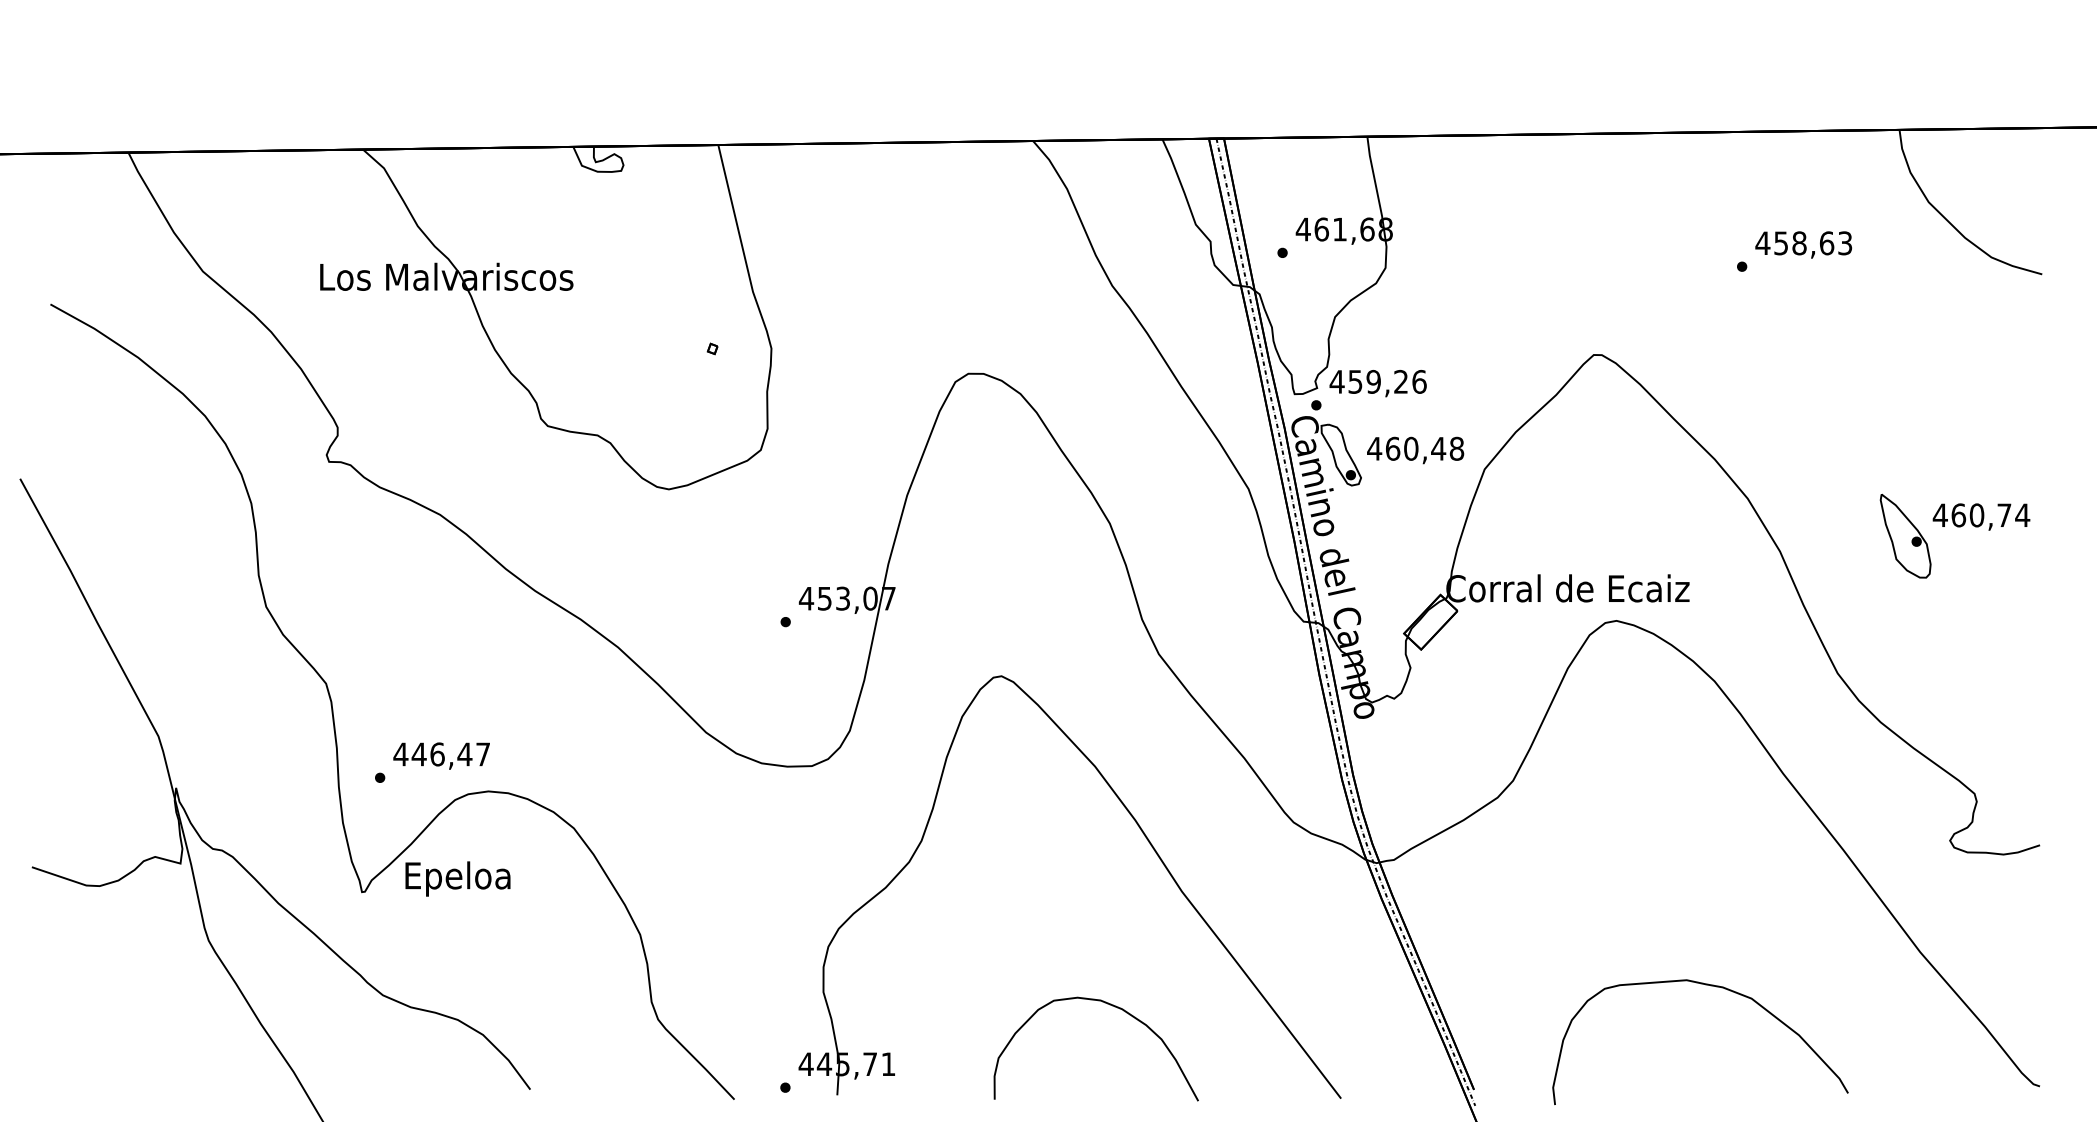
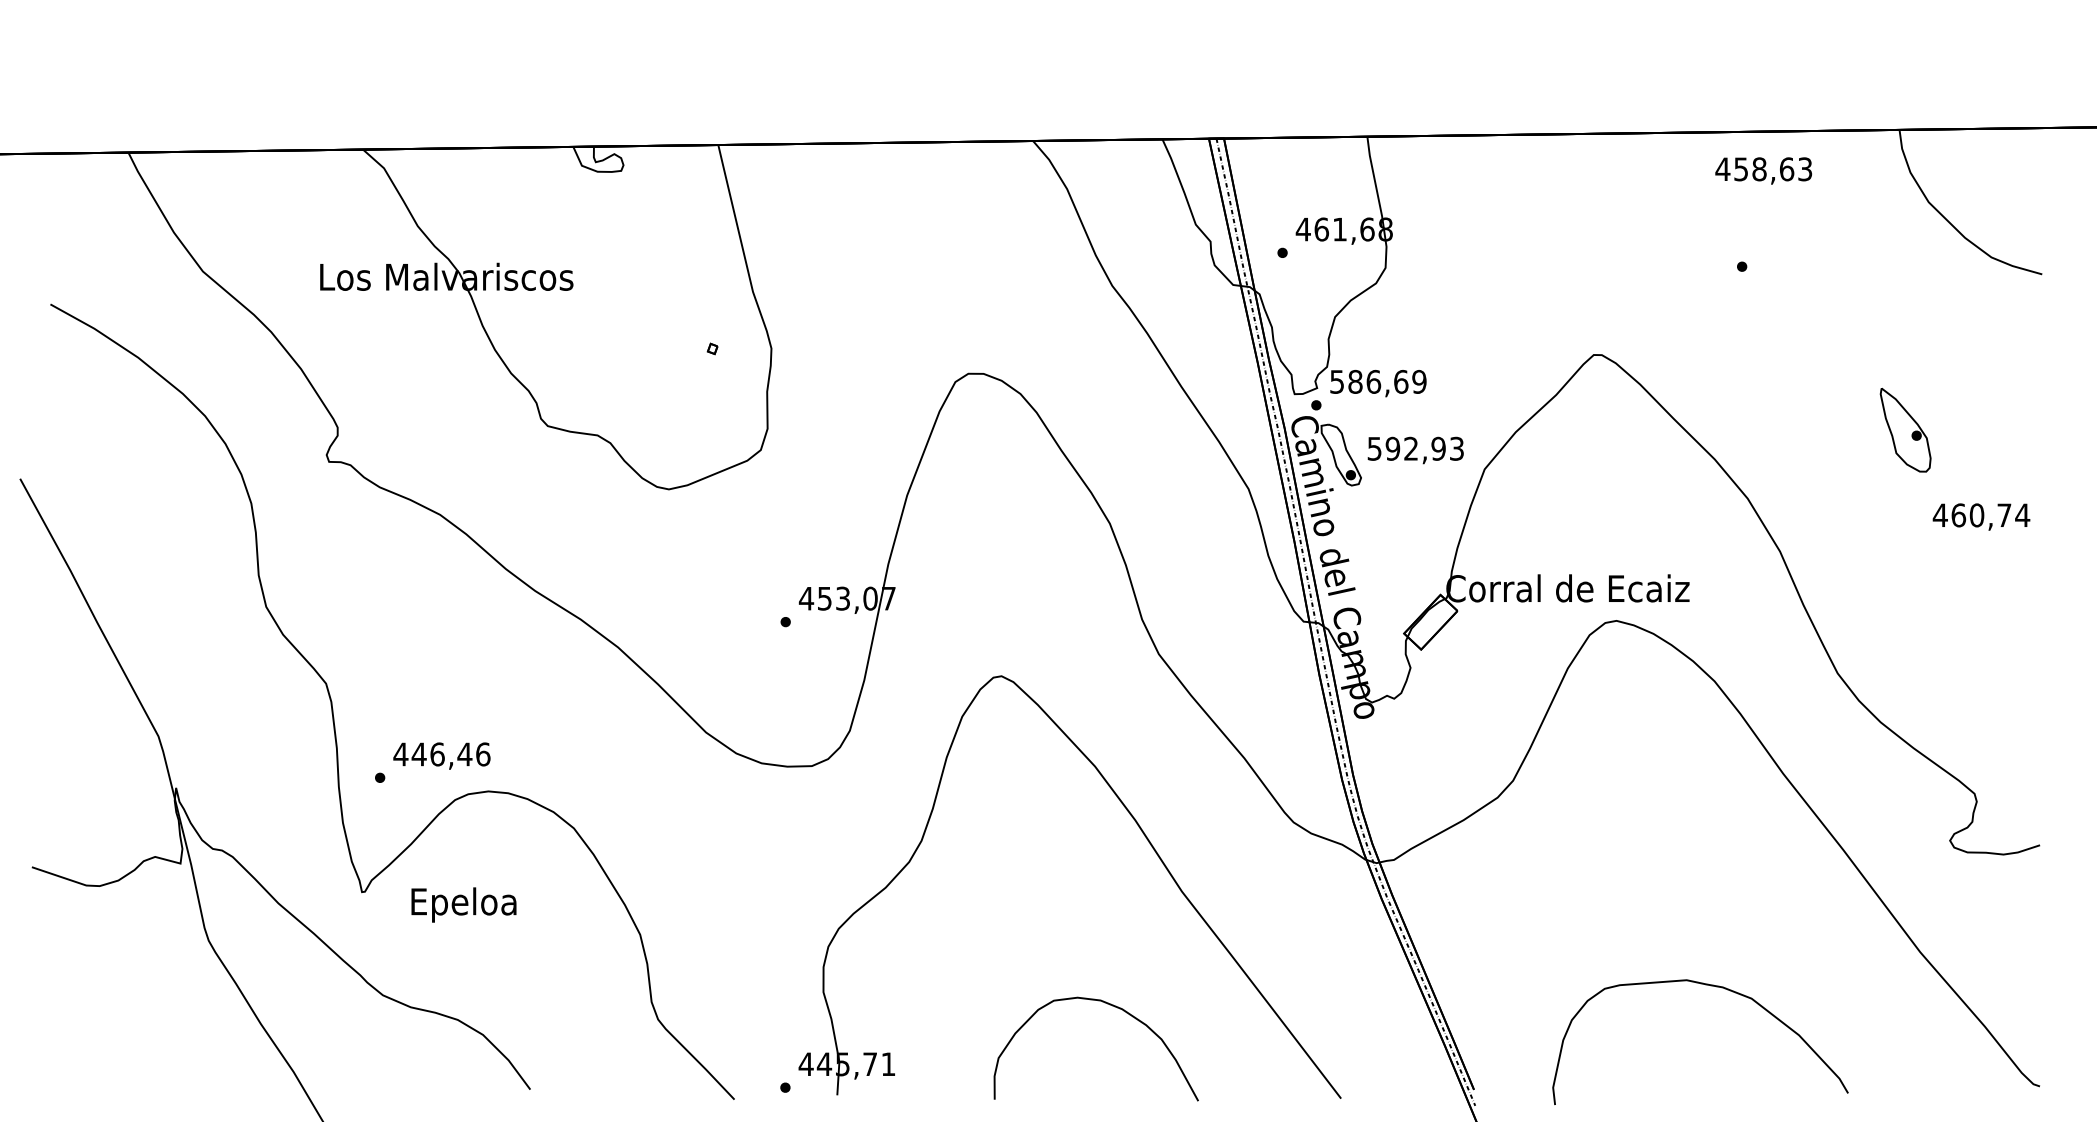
text position: (1803, 244) -> (1763, 170) (1763, 170)
text: 459,26 -> 586,69 (1377, 381)
text: 460,48 -> 592,93 (1415, 448)
part position: (1905, 535) -> (1905, 429) (1905, 429)
text: 446,47 -> 446,46 (483, 754)
text position: (457, 878) -> (463, 904) (463, 904)
